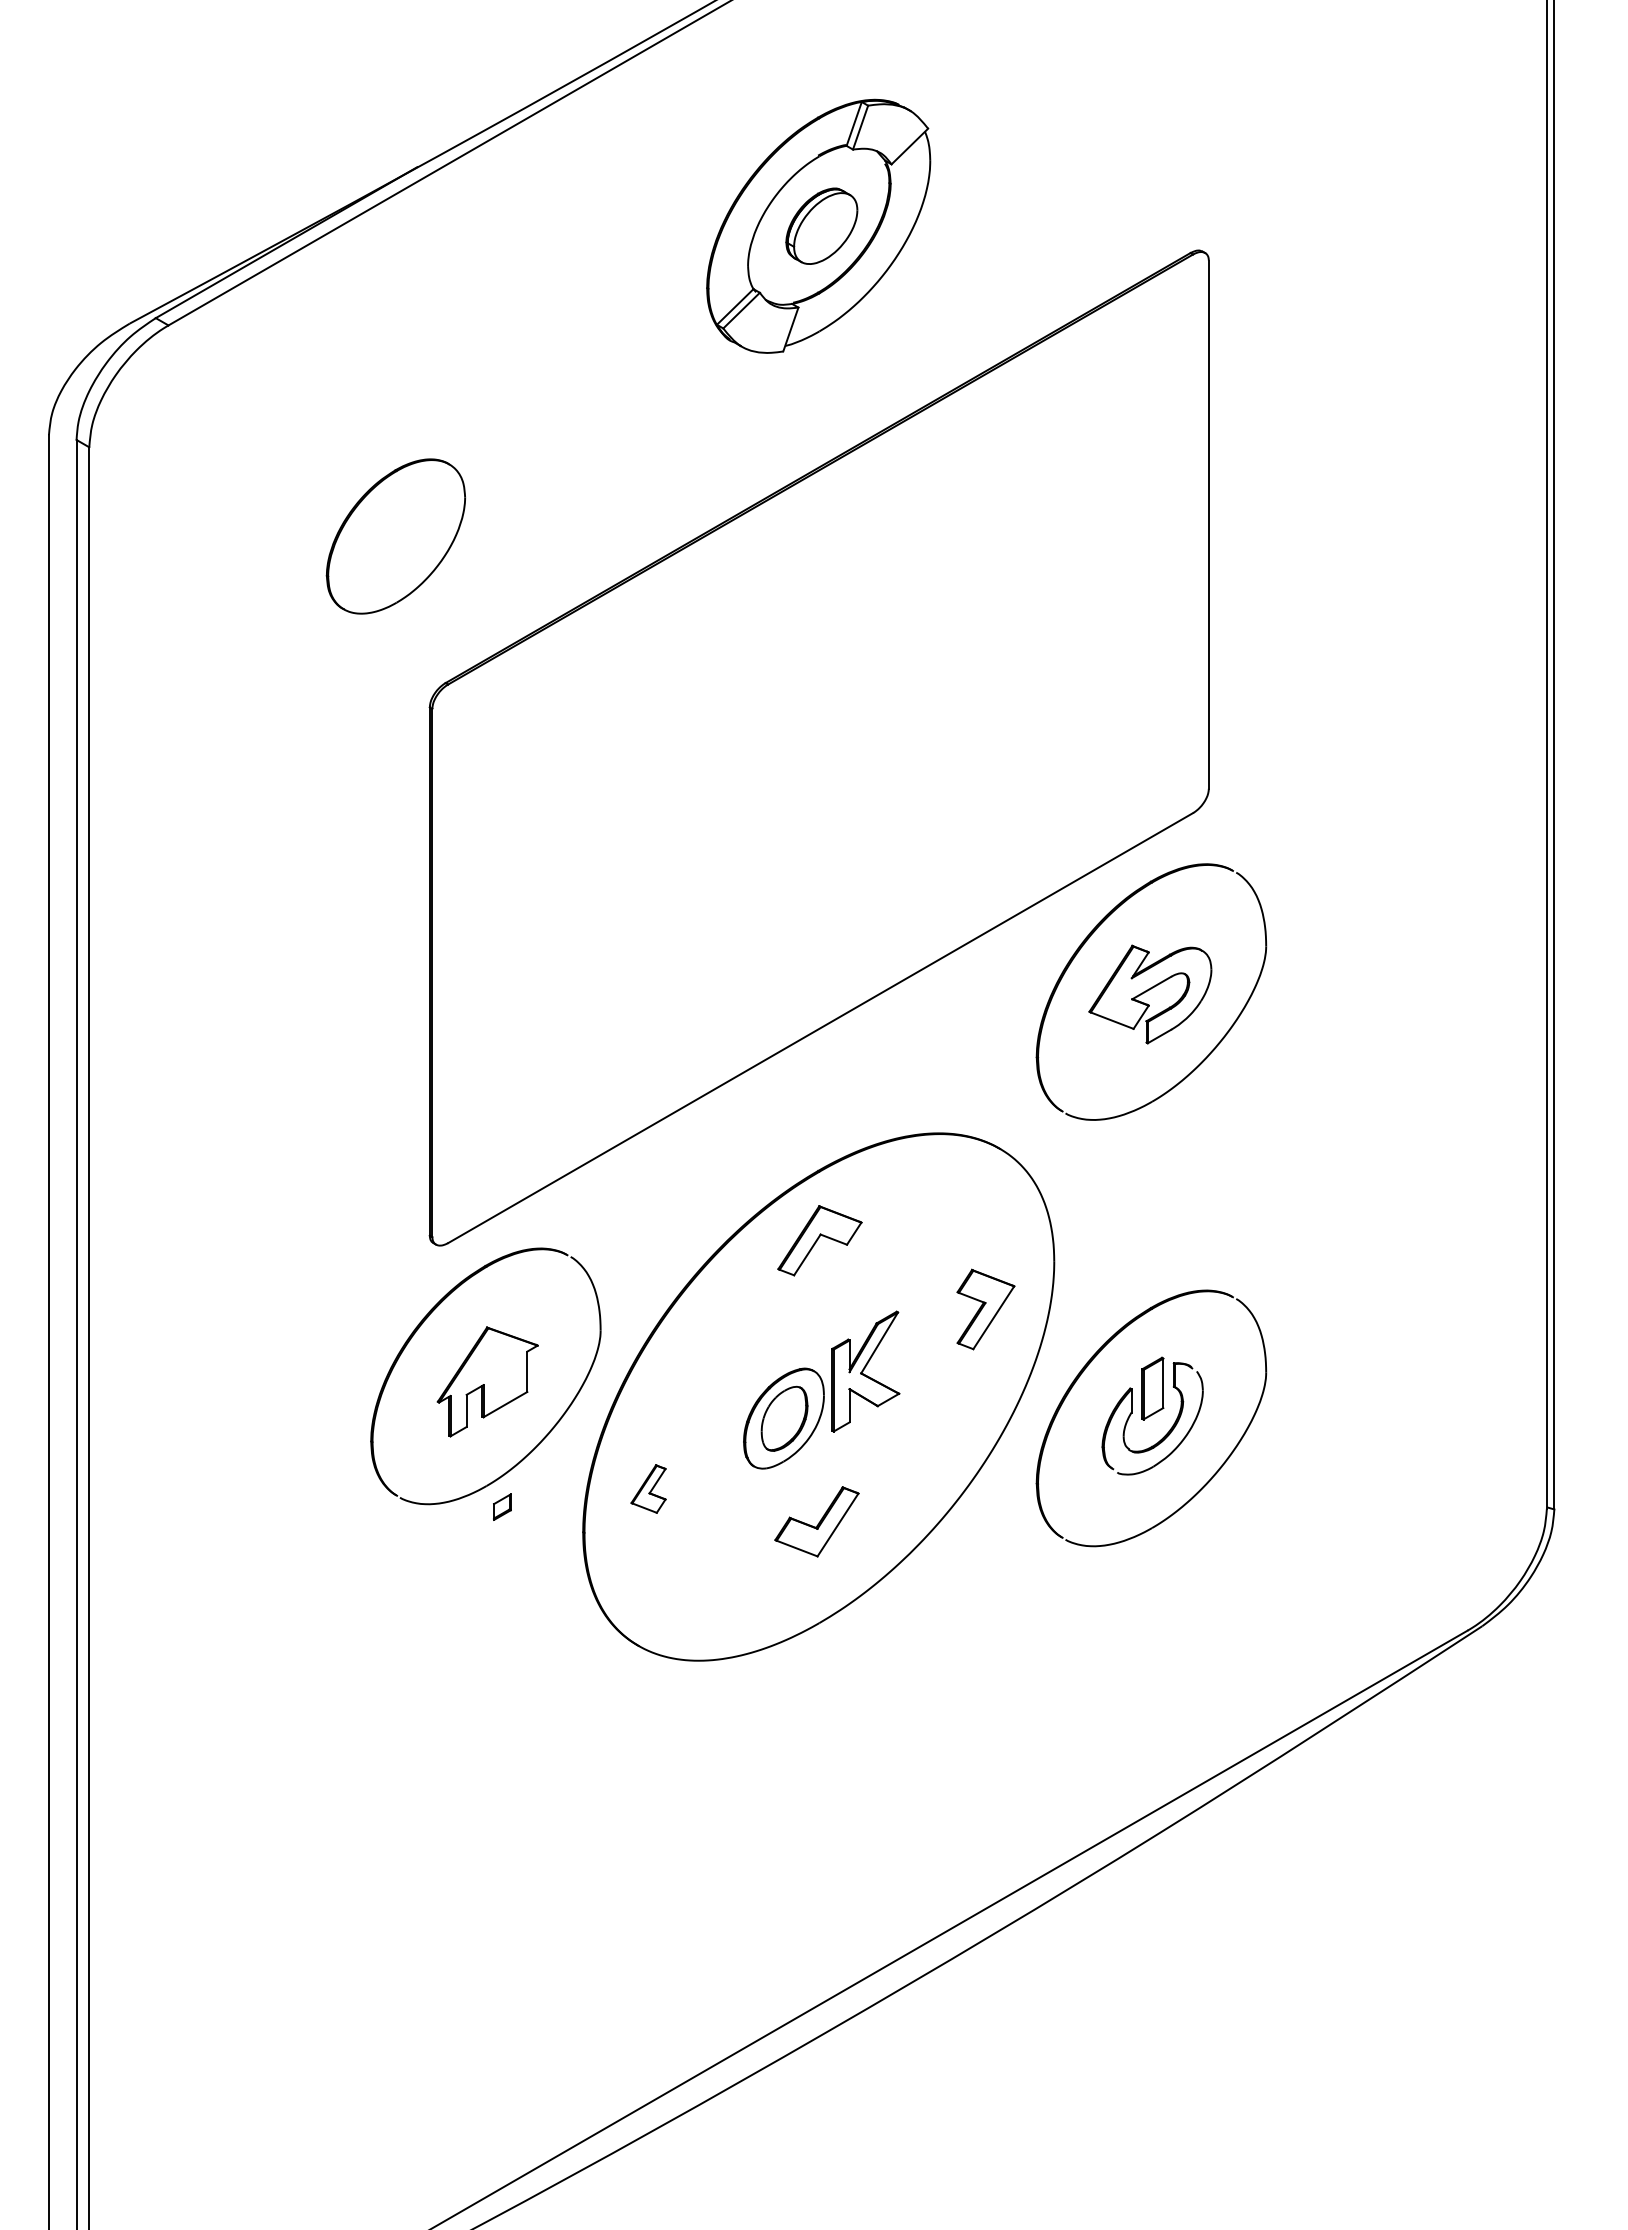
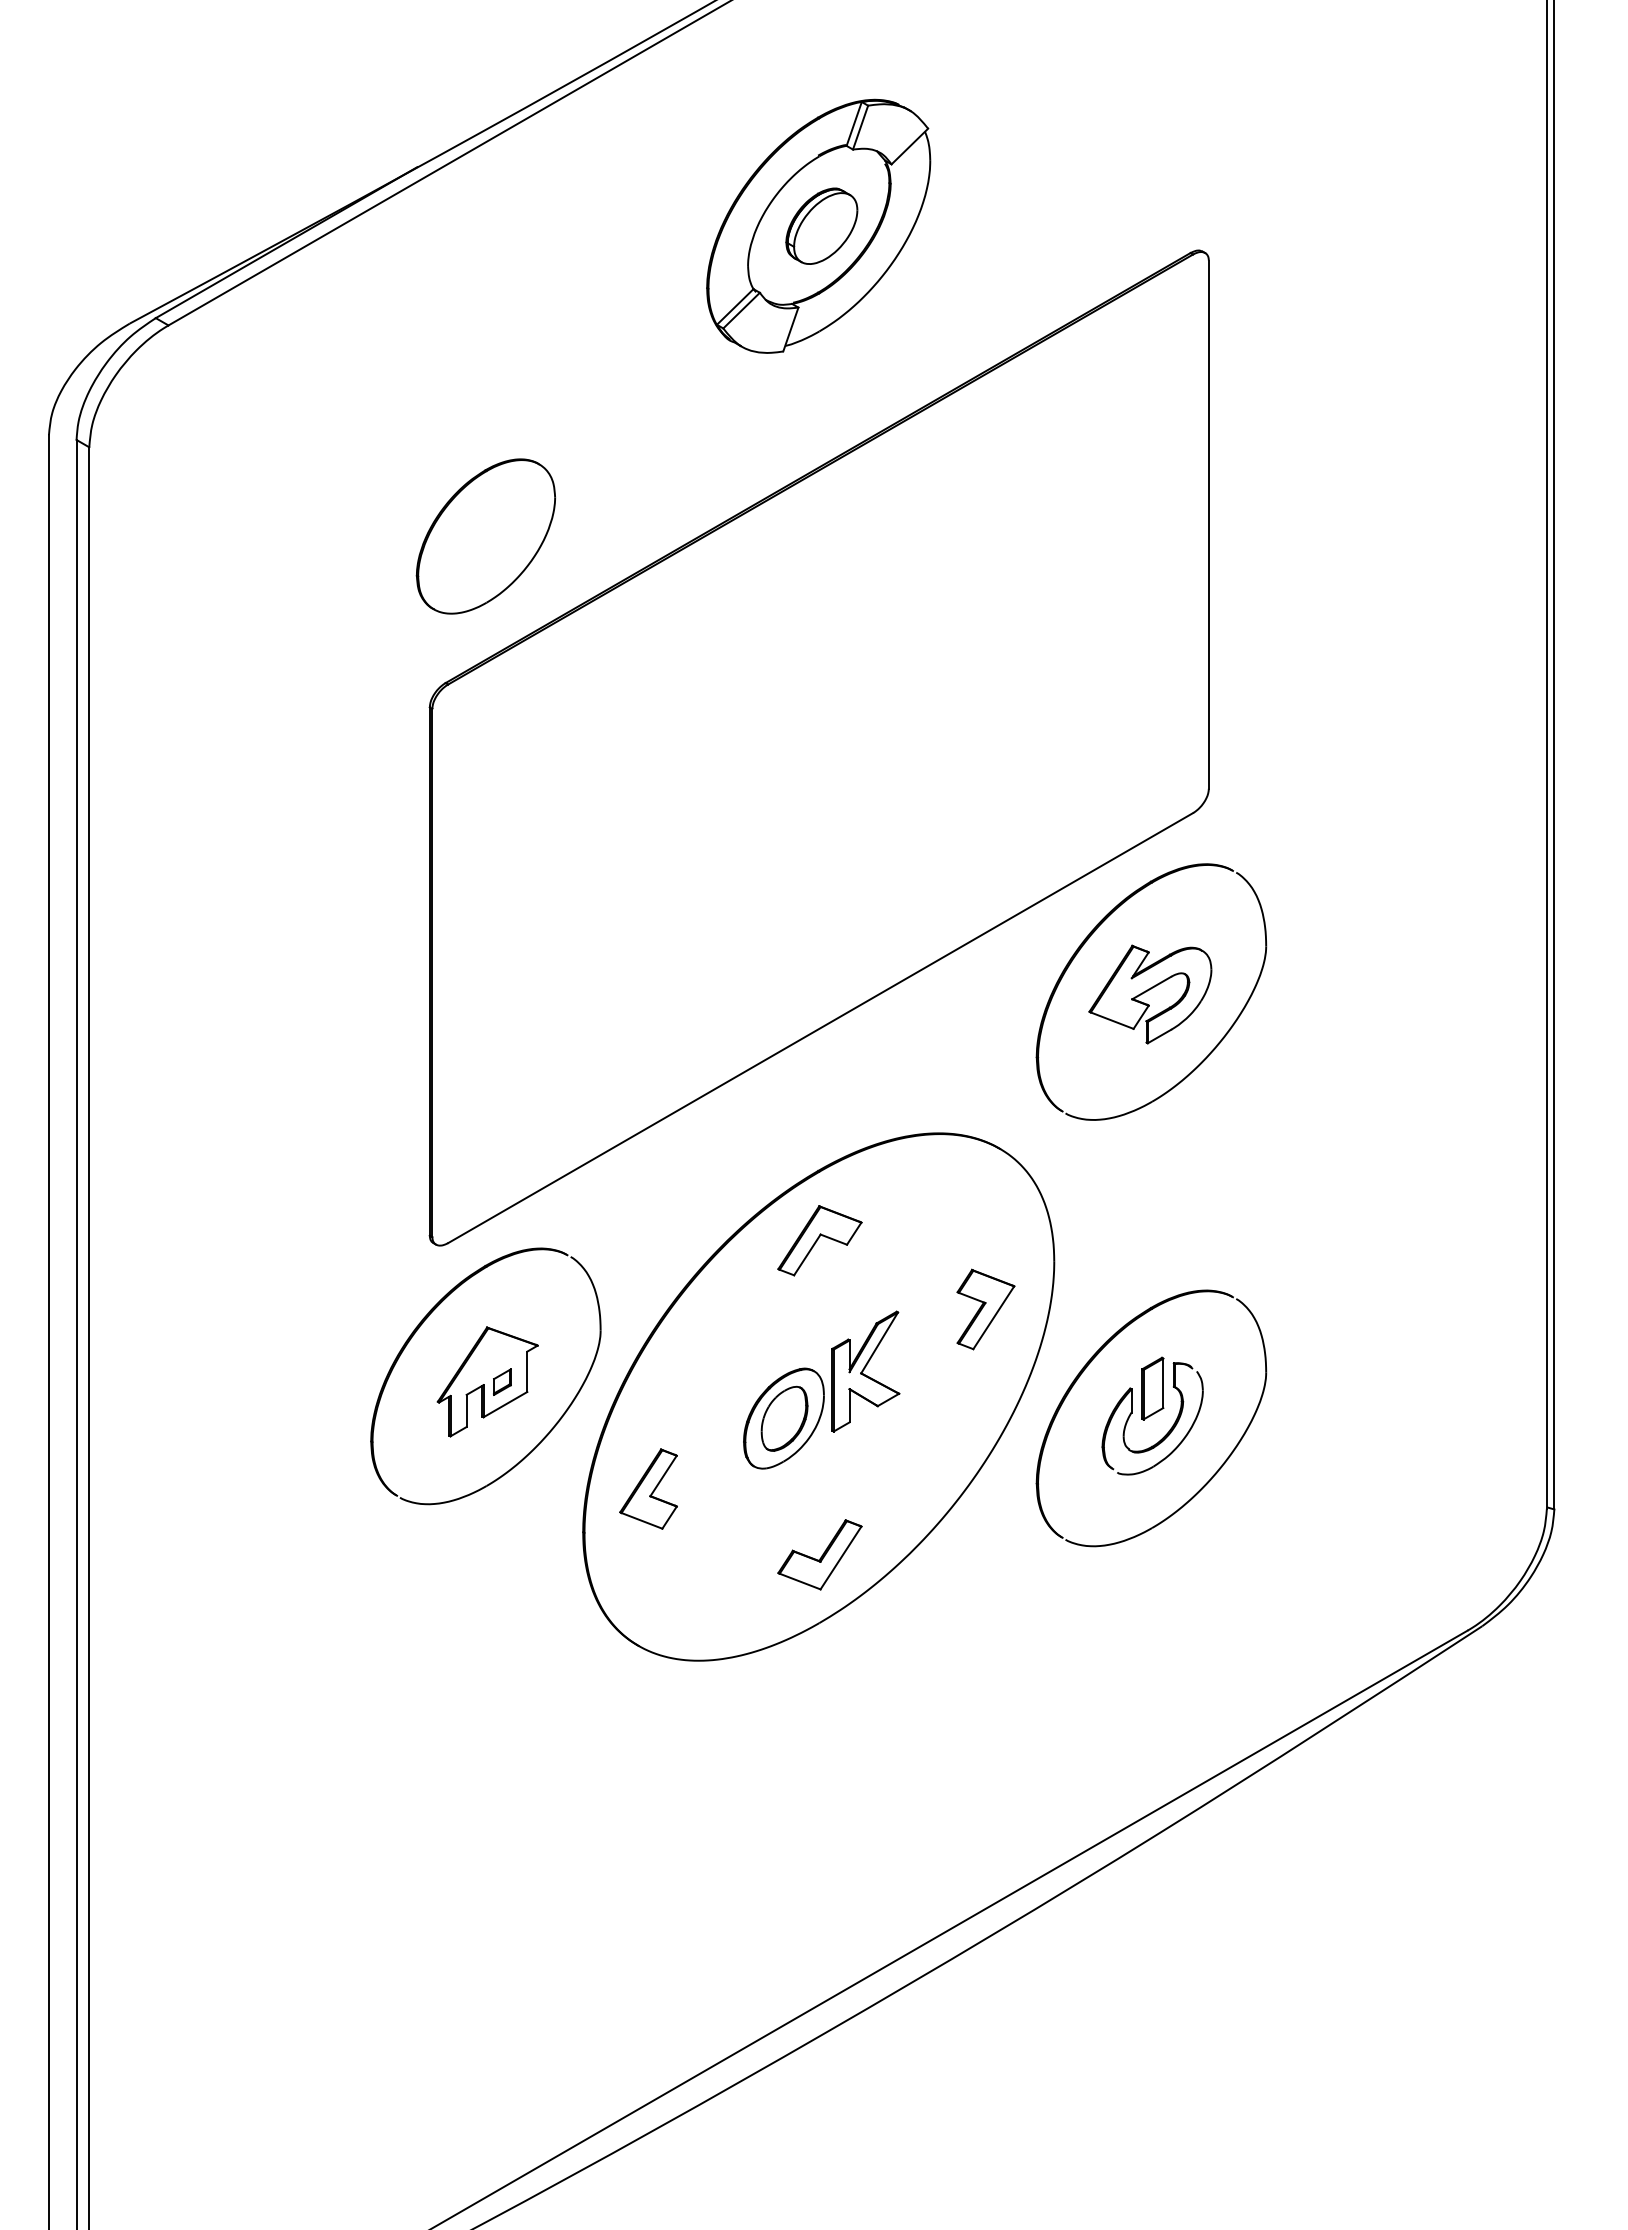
part position: (395, 536) -> (485, 536) (485, 536)
part size: 37x50 px -> 59x82 px (648, 1488)
part position: (502, 1506) -> (502, 1381) (502, 1381)
part position: (816, 1521) -> (819, 1554) (819, 1554)
